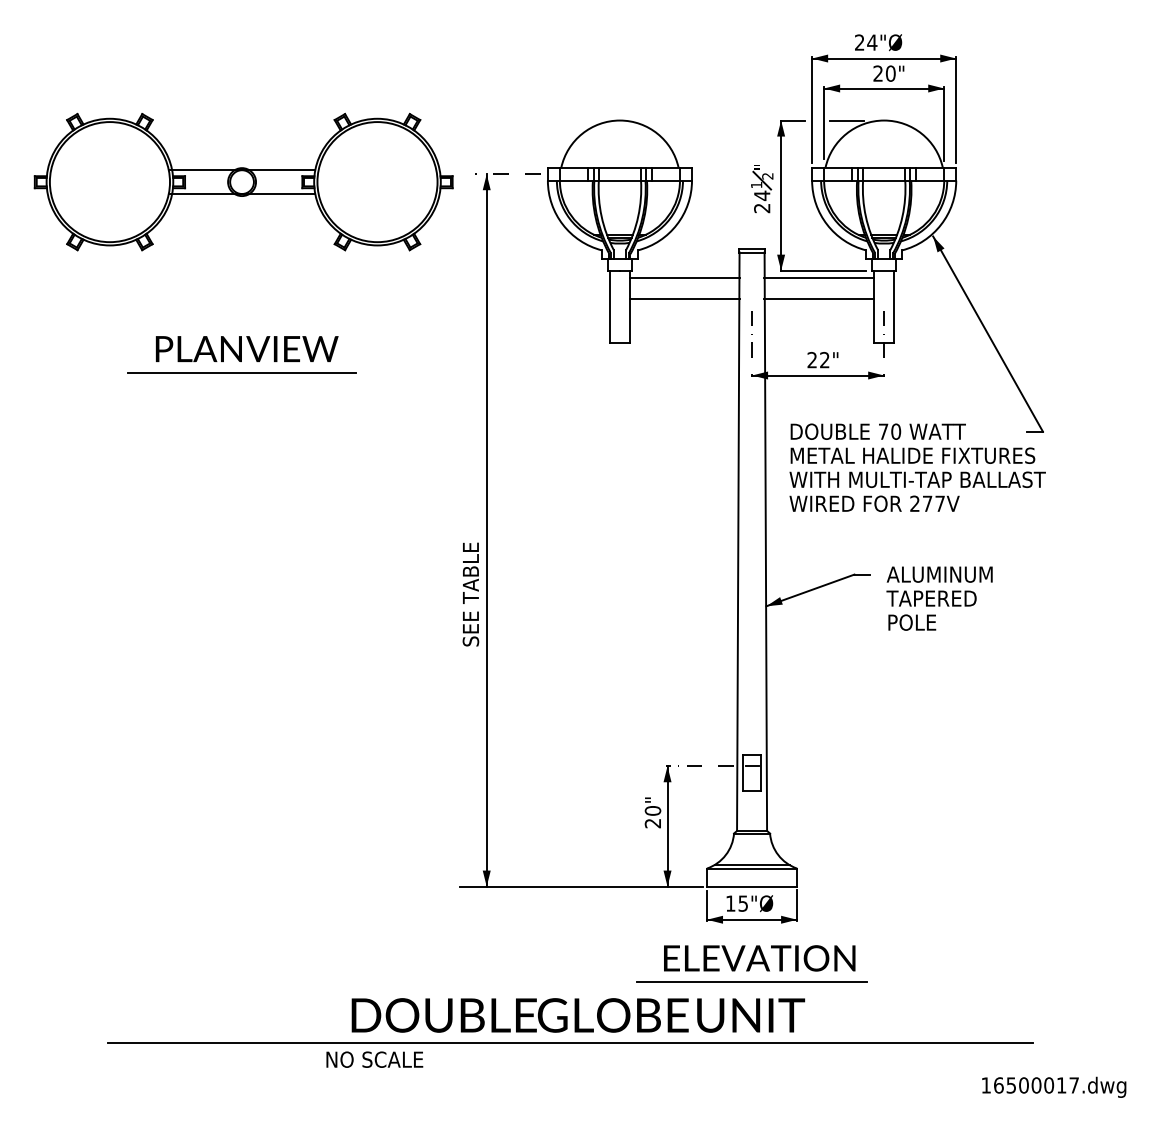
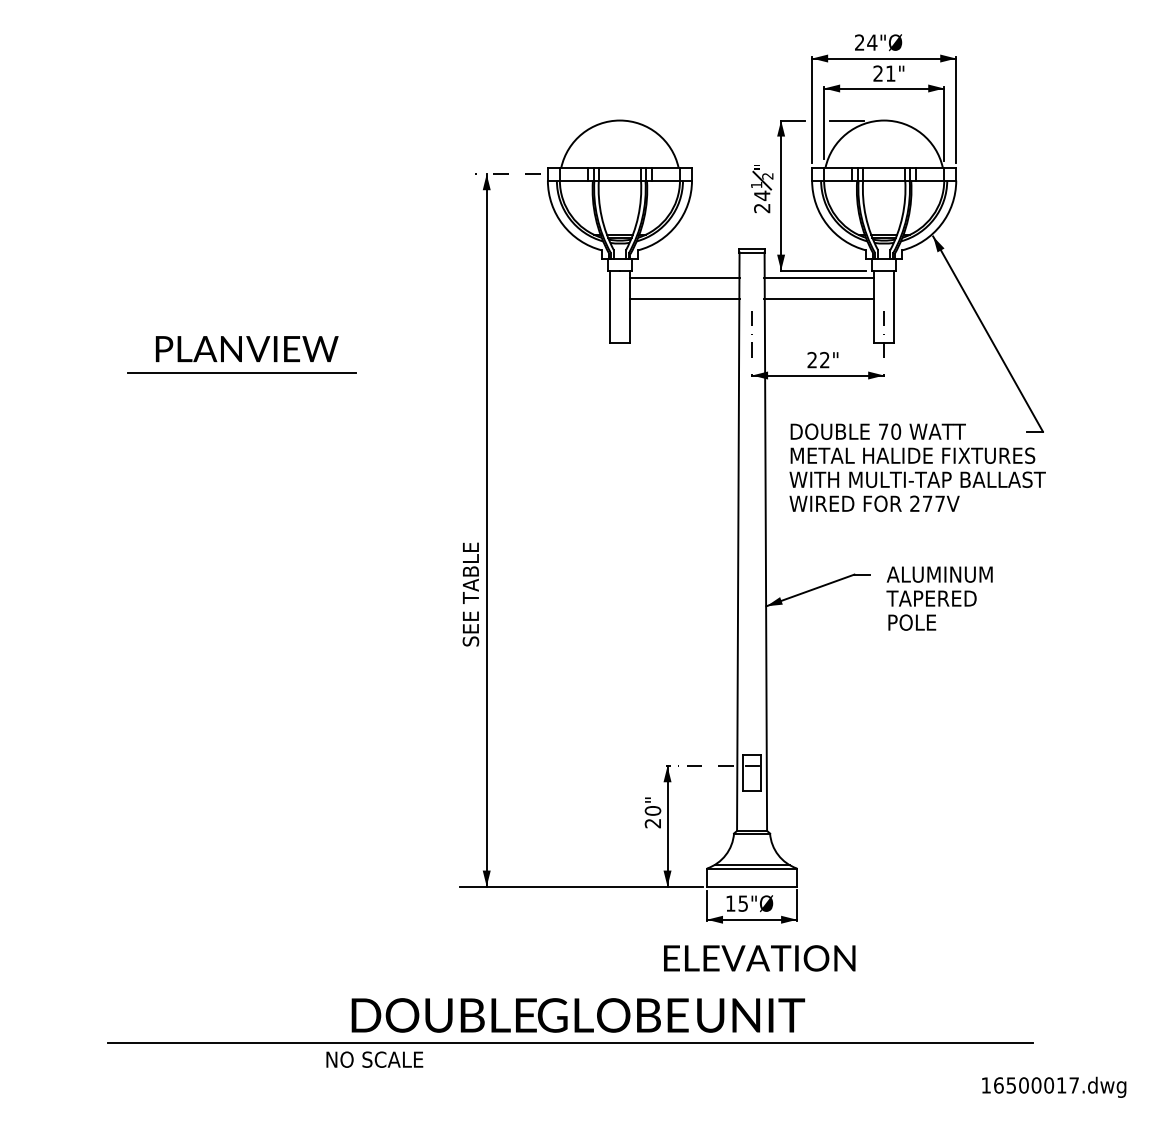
text: 20" -> 21" (890, 73)
part: present -> none (243, 181)
line: present -> none (751, 981)
